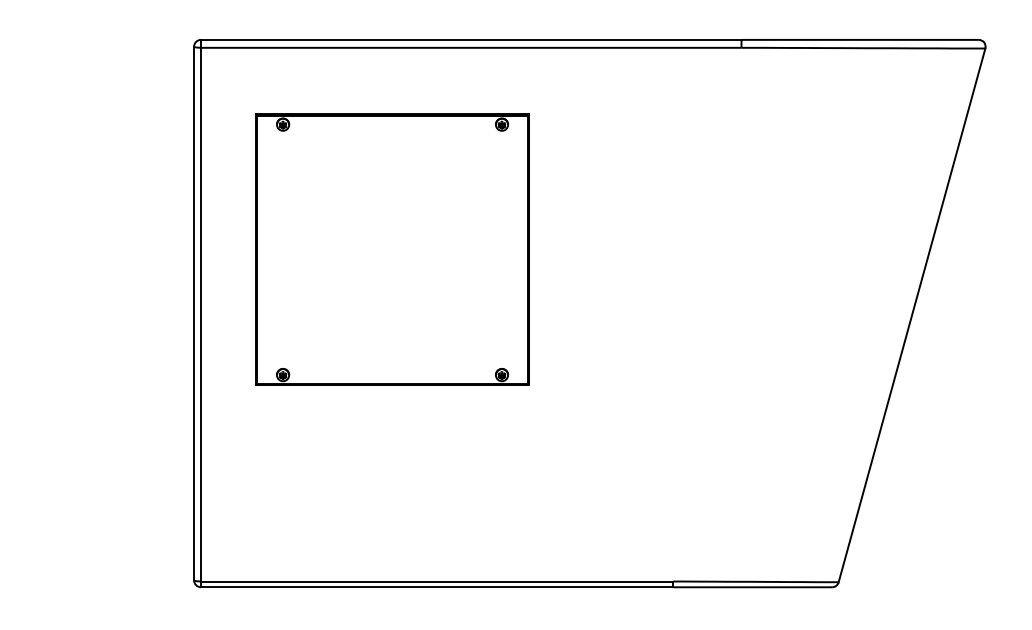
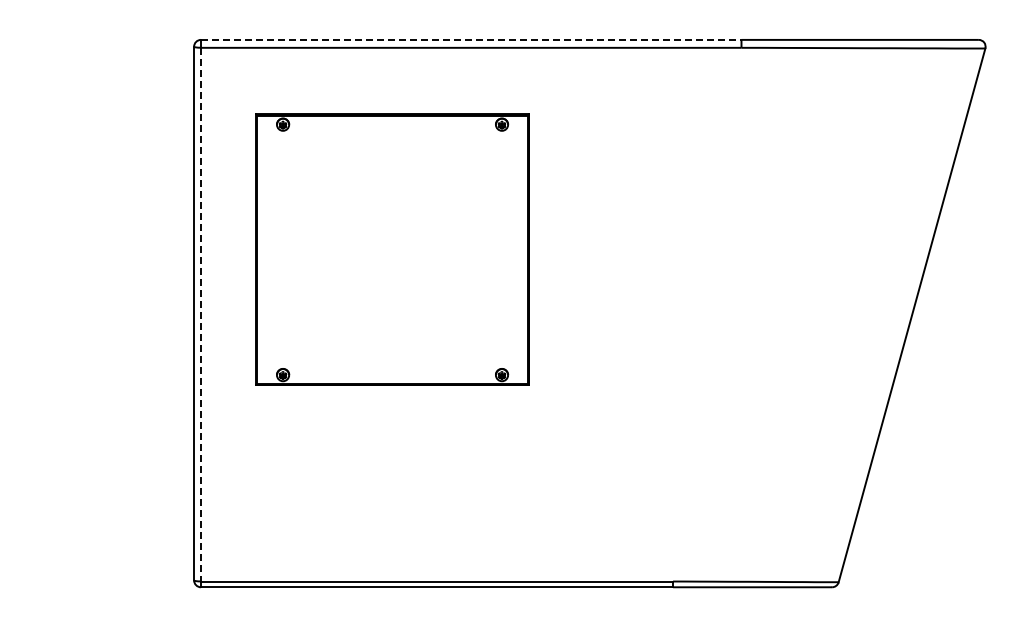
line: solid -> dashed (471, 39)
line: solid -> dashed (200, 314)
